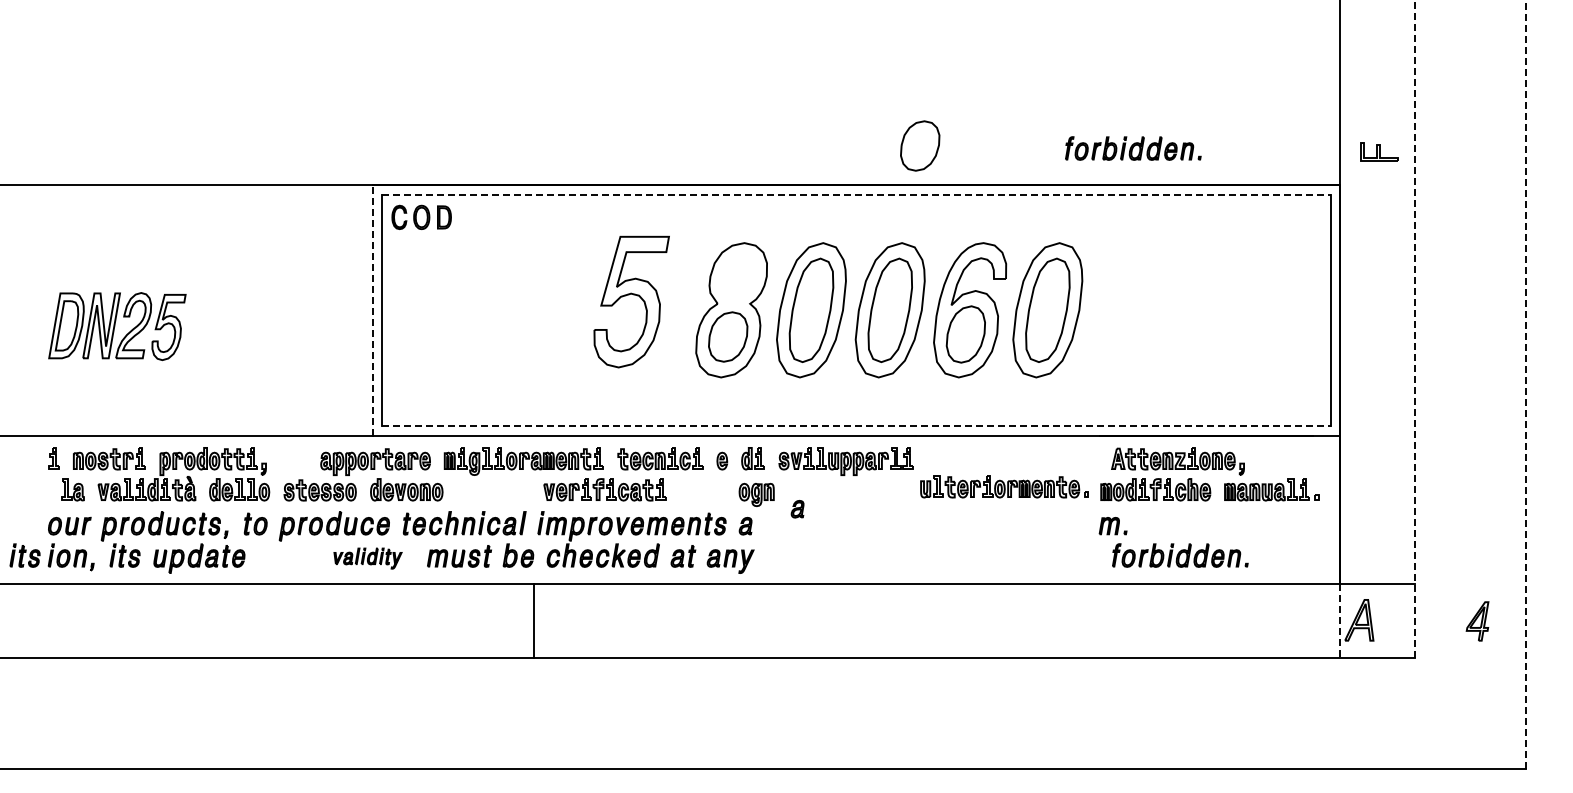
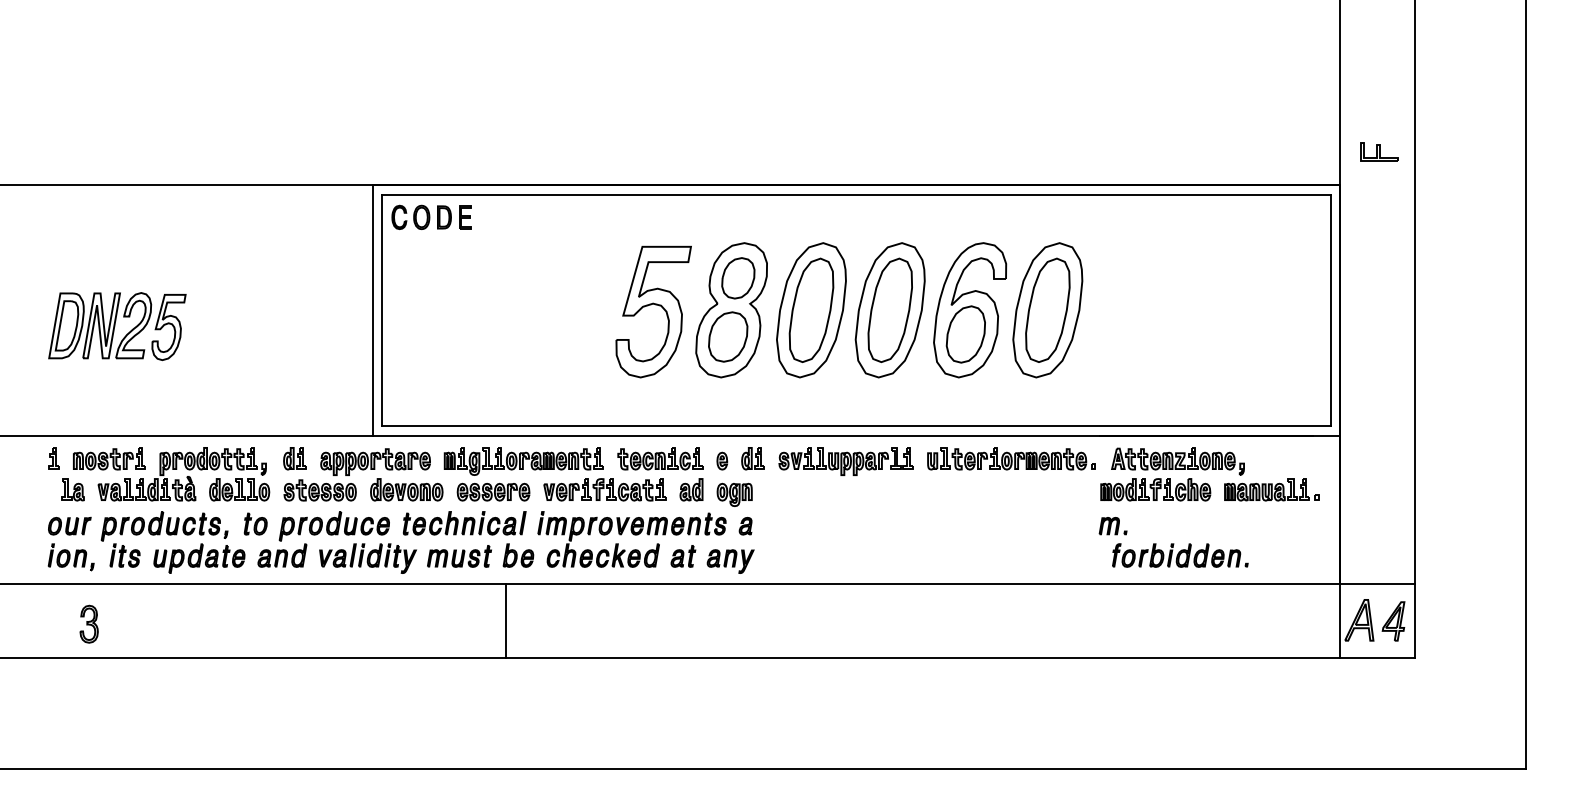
part: present -> none (920, 145)
part: present -> none (1133, 148)
line: dashed -> solid (857, 194)
part: none -> present (465, 217)
part: none -> present (738, 278)
part position: (629, 295) -> (651, 305) (651, 305)
line: dashed -> solid (373, 309)
line: dashed -> solid (1414, 329)
line: dashed -> solid (1525, 384)
line: dashed -> solid (857, 426)
part: none -> present (294, 458)
part position: (1004, 486) -> (1011, 458) (1011, 458)
part: none -> present (691, 489)
part: none -> present (493, 491)
part position: (756, 494) -> (734, 494) (734, 494)
part: present -> none (797, 509)
part: present -> none (24, 555)
part: none -> present (282, 555)
part size: 70x23 px -> 98x31 px (367, 558)
line position: (534, 620) -> (506, 620) (506, 620)
line: dashed -> solid (1340, 621)
part position: (1477, 621) -> (1393, 621) (1393, 621)
part: none -> present (88, 623)
